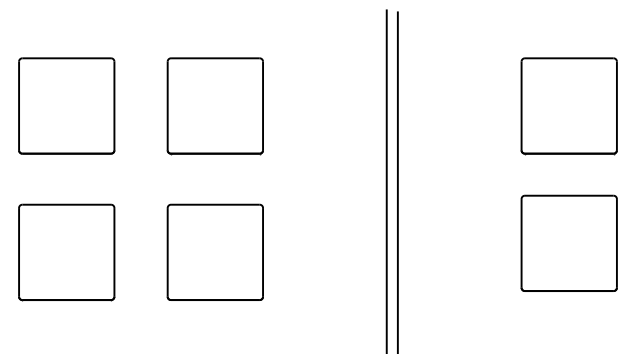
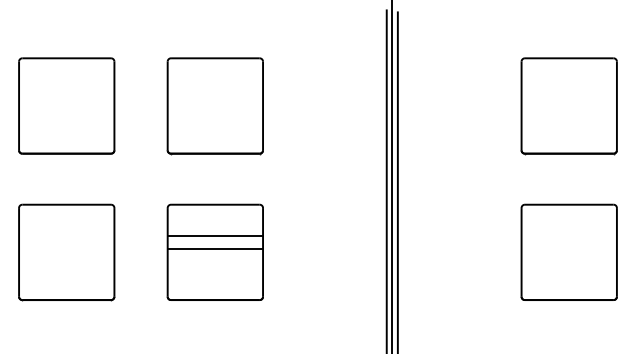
line: none -> present (392, 176)
line: none -> present (215, 236)
part position: (568, 242) -> (568, 251) (568, 251)
line: none -> present (215, 249)
